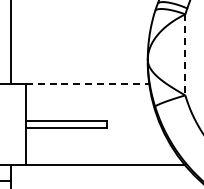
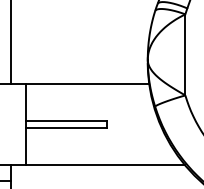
line: dashed -> solid (185, 54)
line: dashed -> solid (87, 83)
